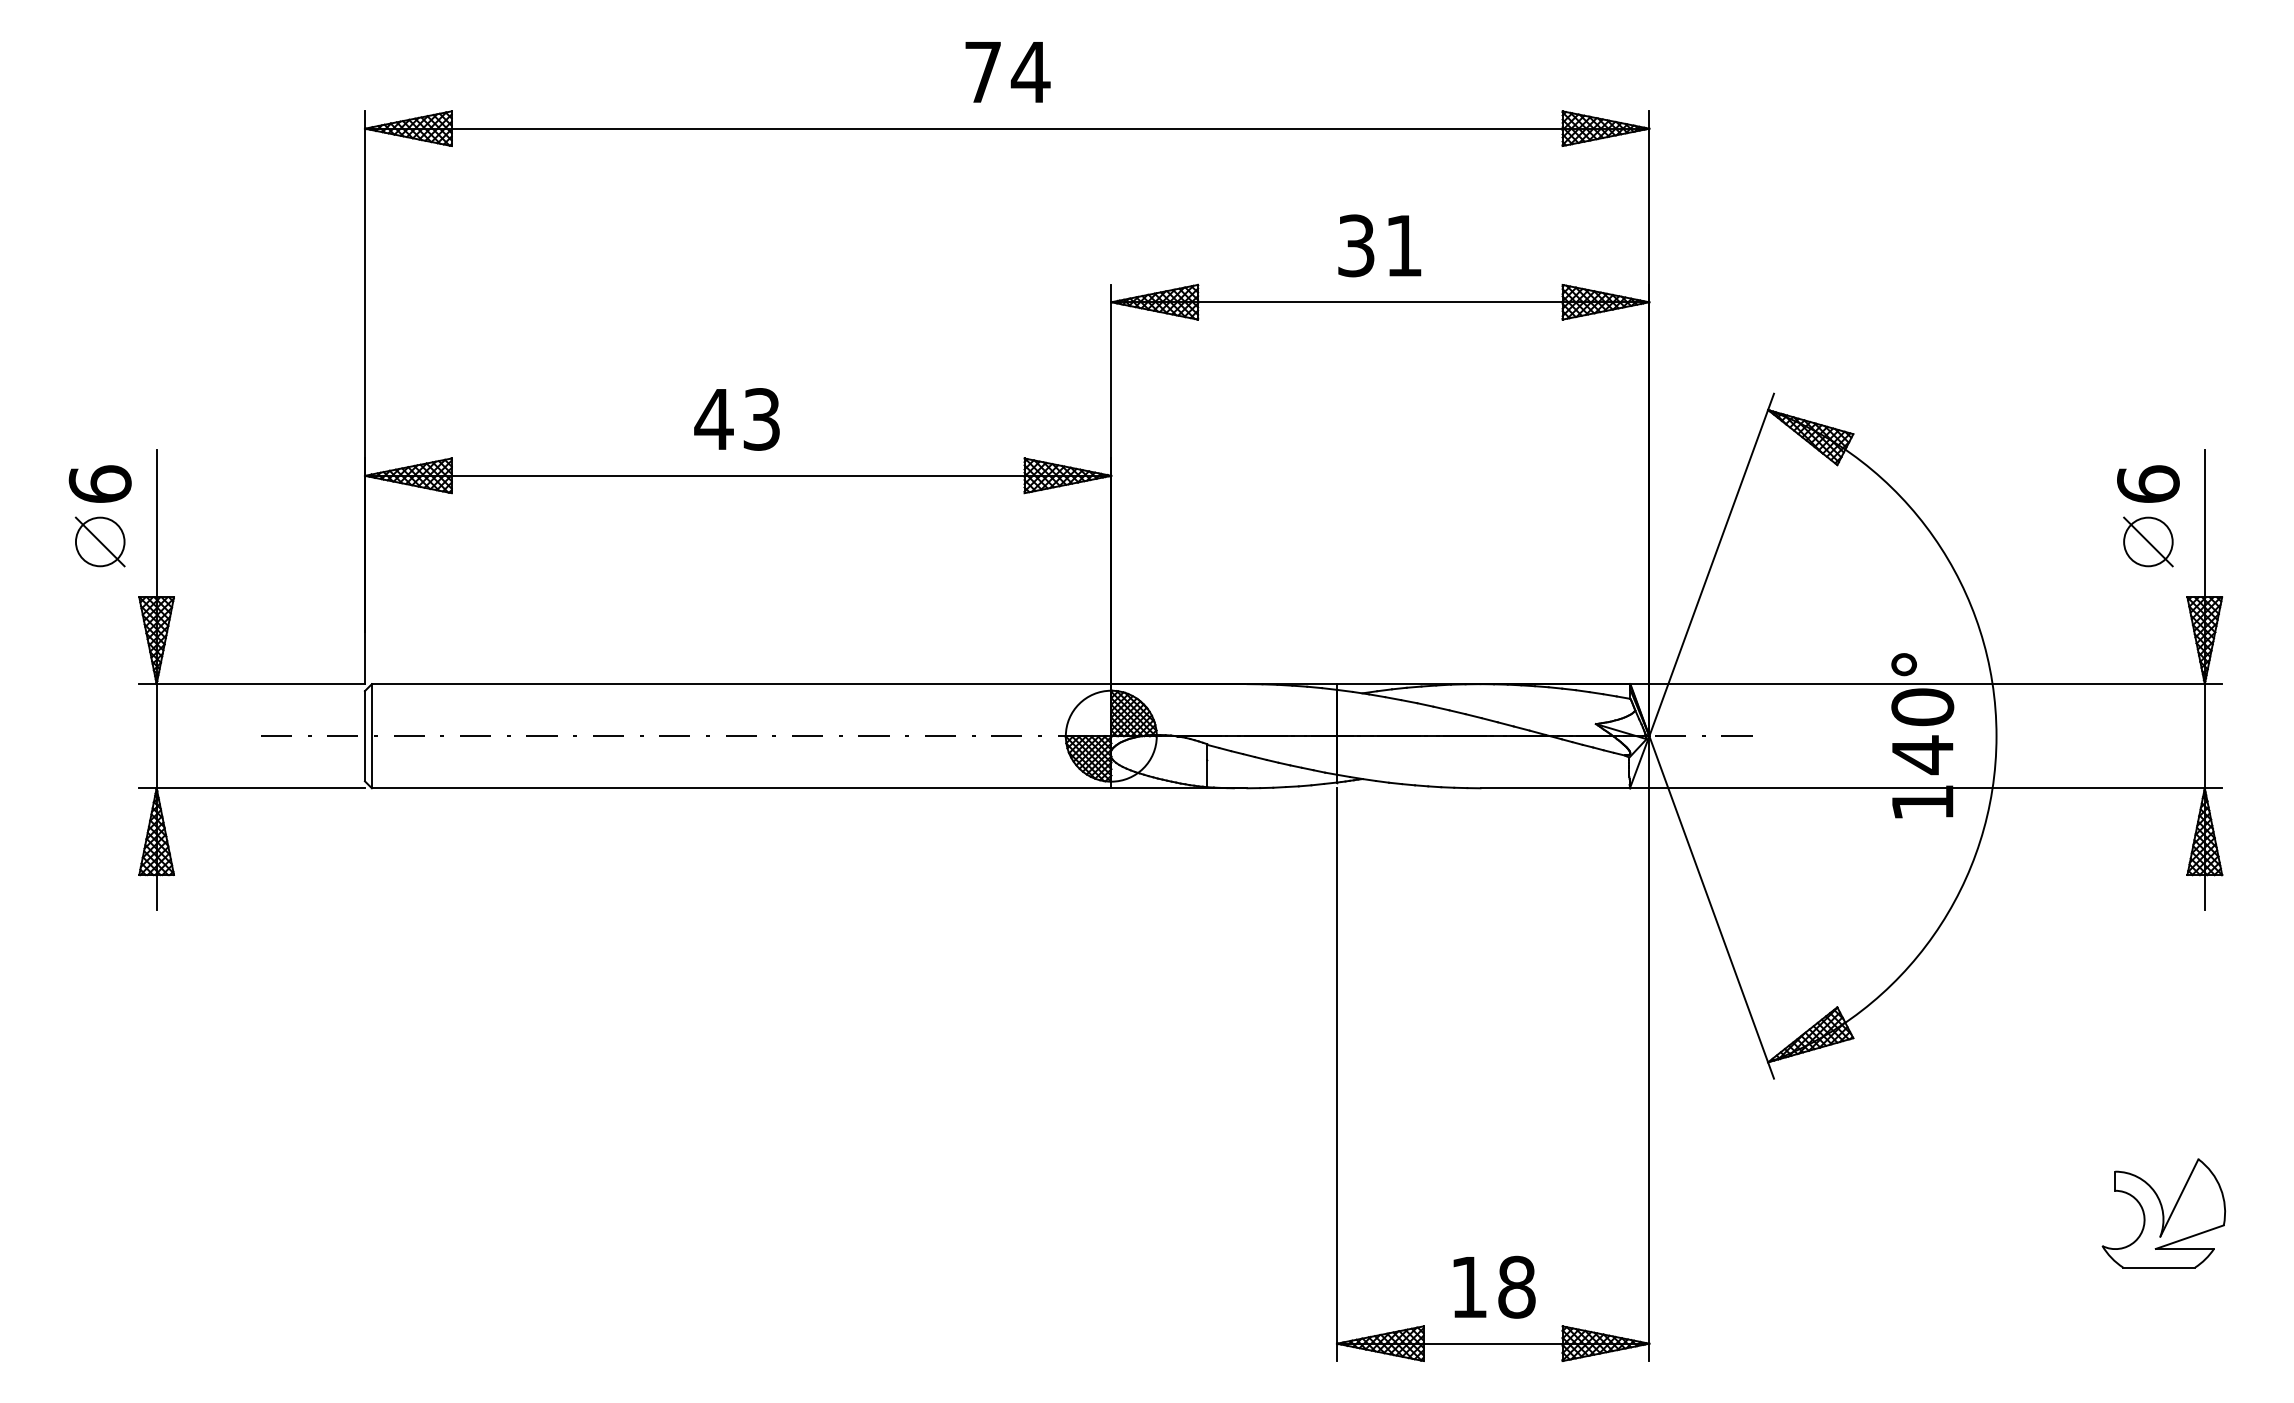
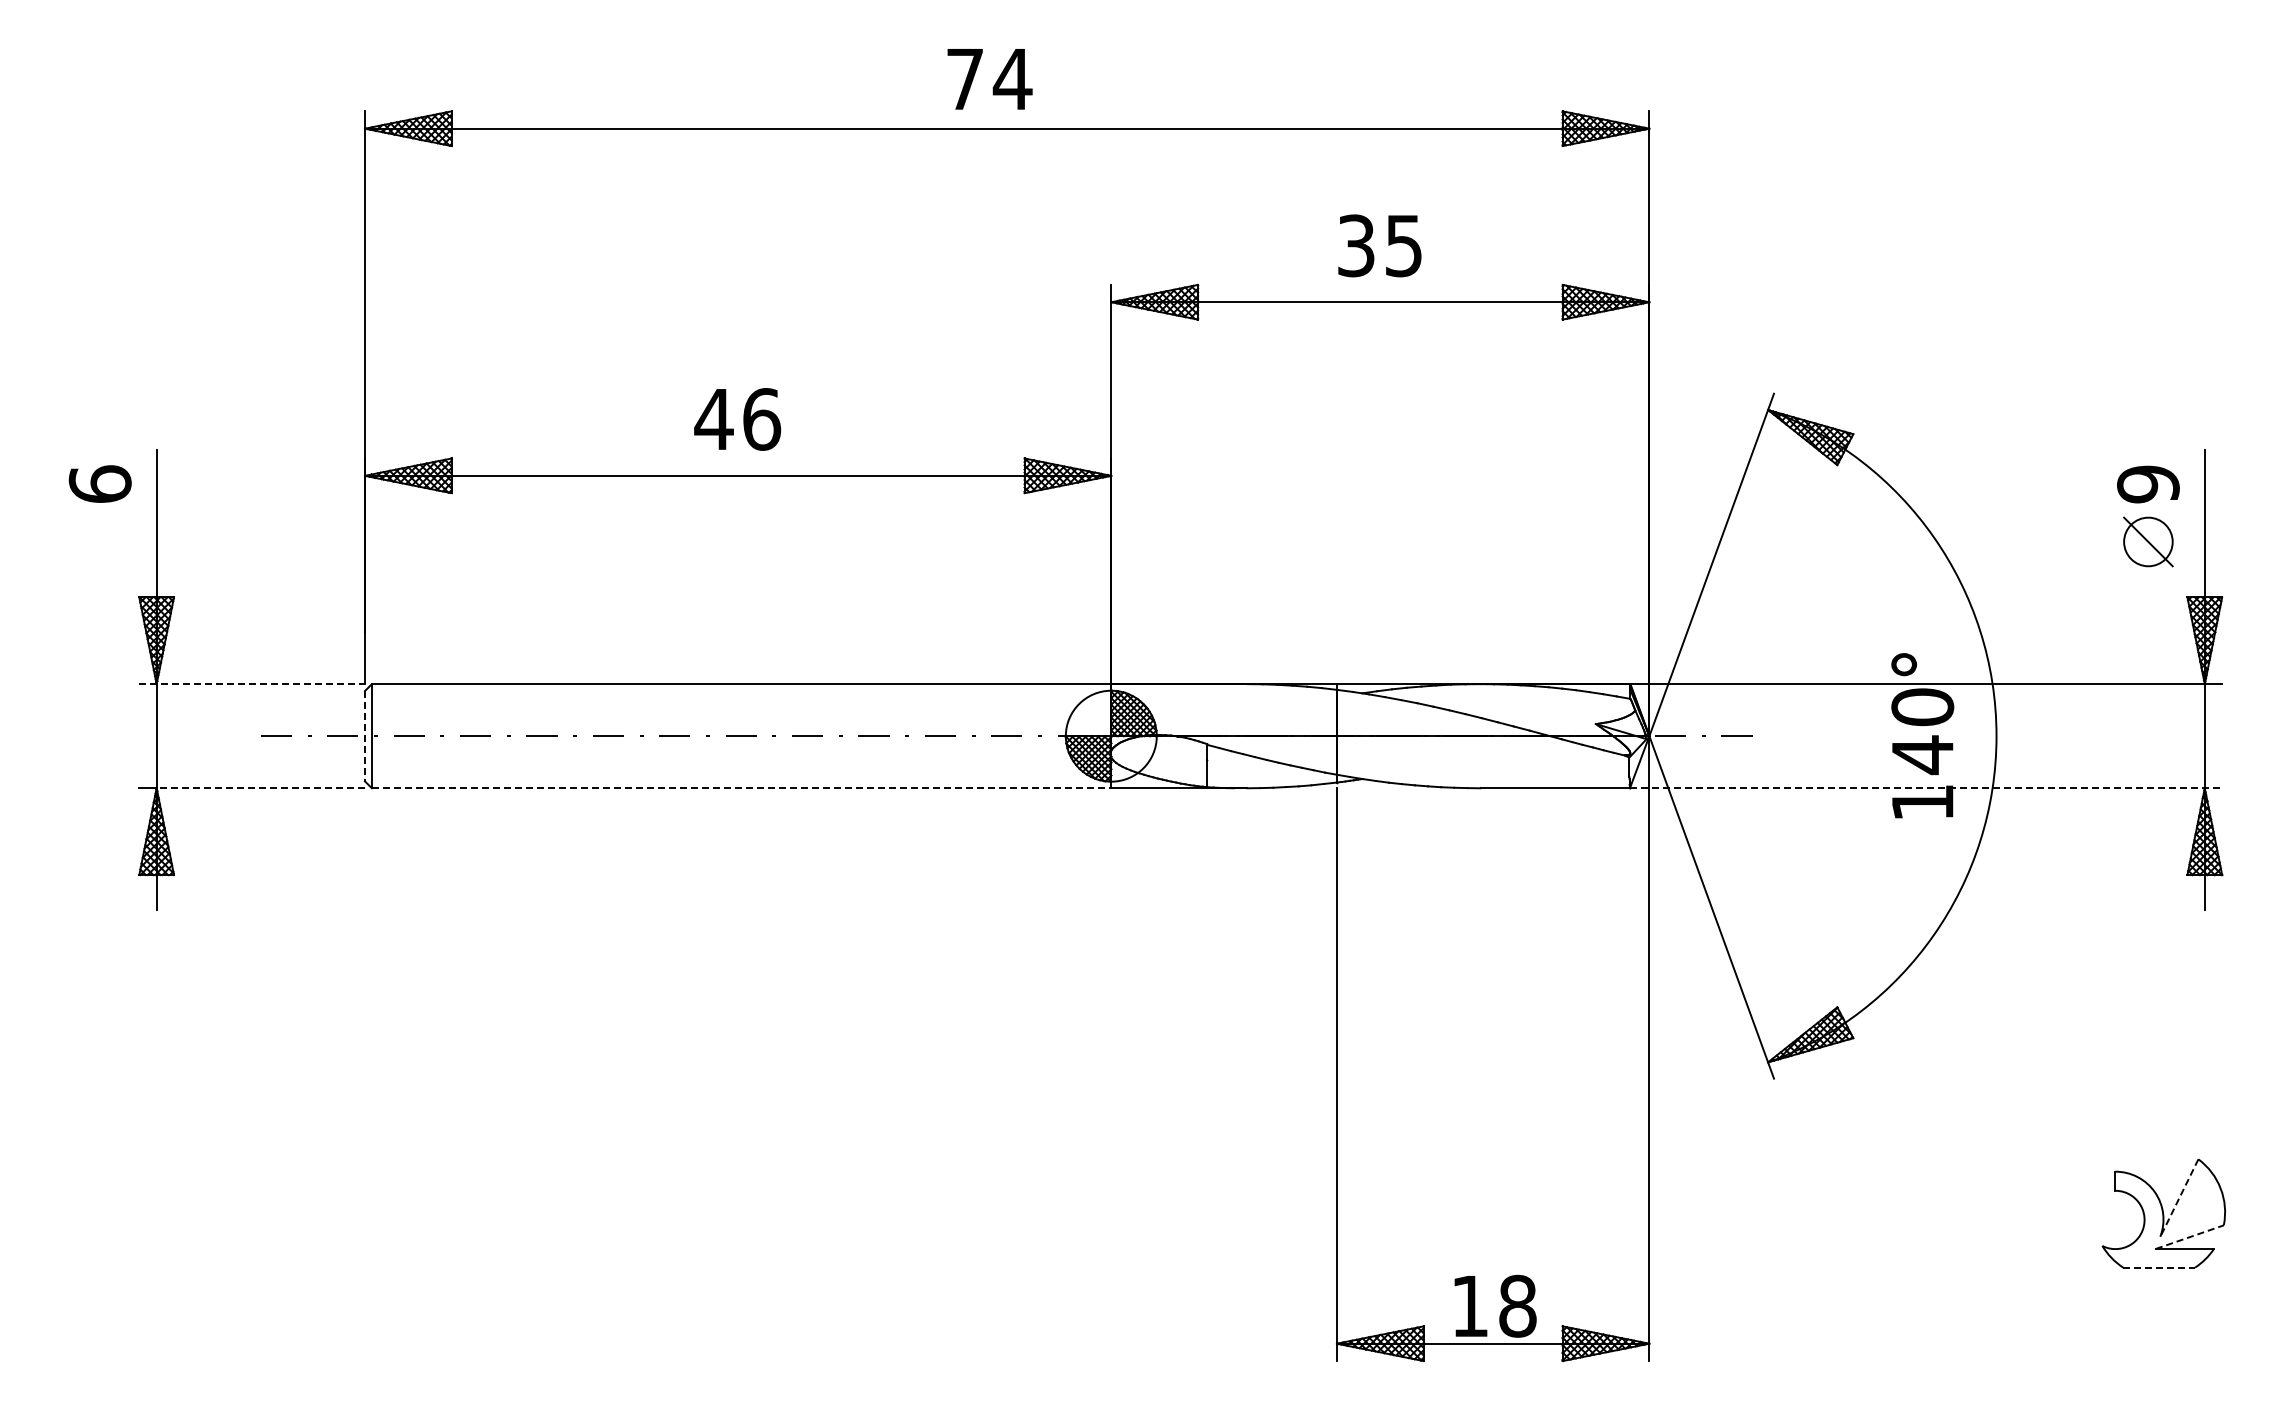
text position: (1007, 72) -> (989, 79) (989, 79)
text: 31 -> 35 (1403, 246)
text: 43 -> 46 (762, 419)
text: 6 -> 9 (2148, 484)
part: present -> none (99, 541)
line: solid -> dashed (252, 684)
line: solid -> dashed (364, 736)
line: solid -> dashed (260, 788)
line: solid -> dashed (741, 788)
line: solid -> dashed (1926, 788)
line: solid -> dashed (2179, 1198)
line: solid -> dashed (2190, 1236)
line: solid -> dashed (2159, 1267)
text position: (1494, 1286) -> (1495, 1305) (1495, 1305)
